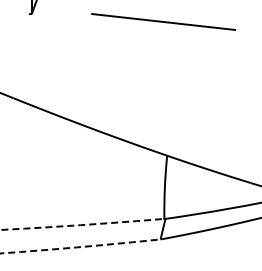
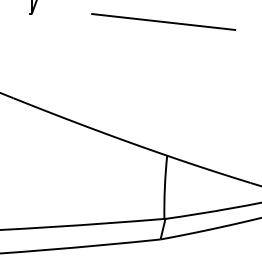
arc: dashed -> solid (82, 224)
arc: dashed -> solid (81, 246)
